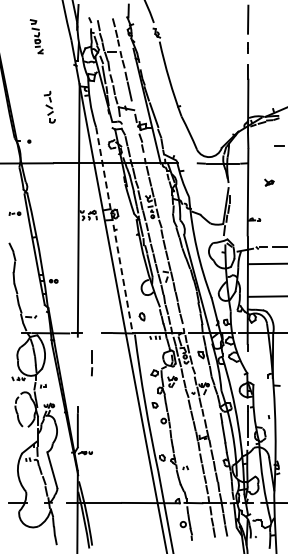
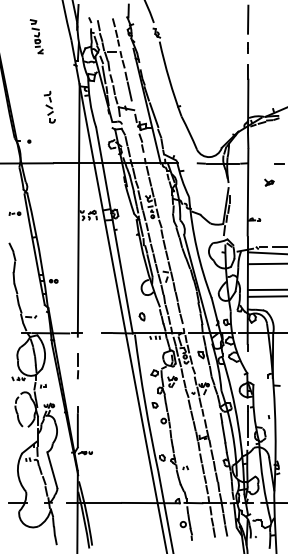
line position: (279, 145) -> (279, 163) (279, 163)
line: dashed -> solid (114, 230)
line: none -> present (266, 253)
line: none -> present (266, 289)
line position: (92, 363) -> (78, 366) (78, 366)
